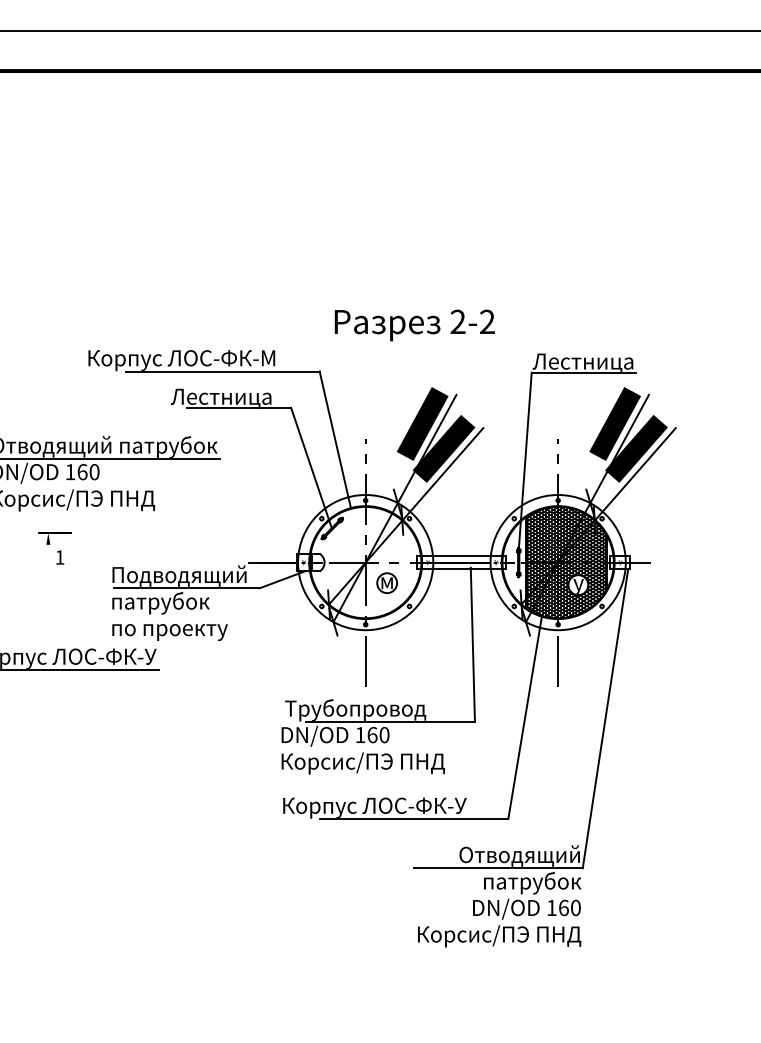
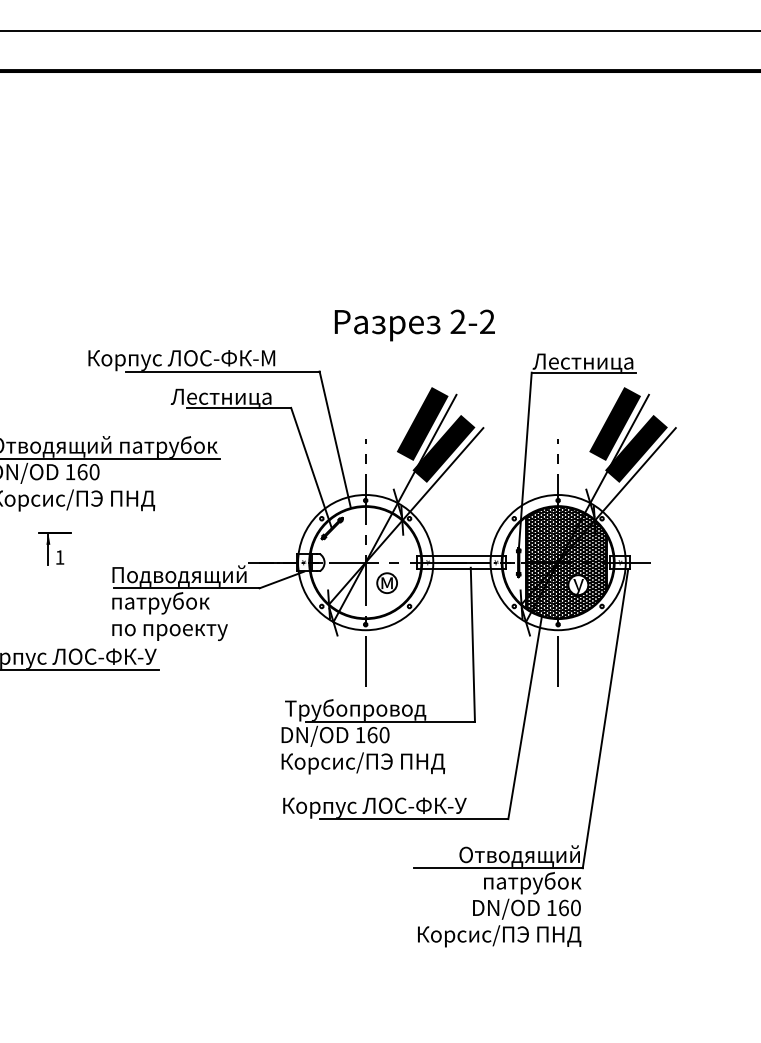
line: none -> present (48, 548)
